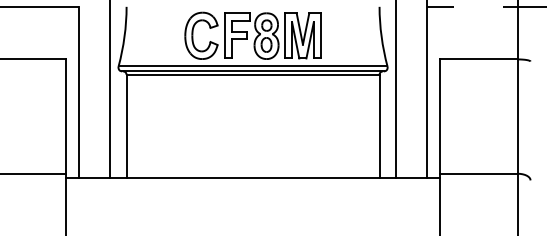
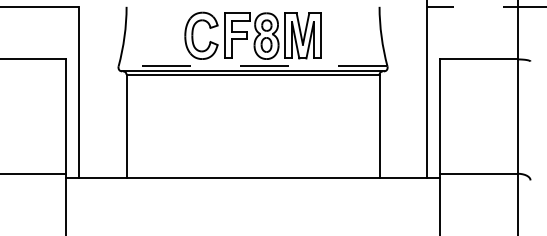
line: solid -> dashed (252, 66)
line: present -> none (110, 89)
line: present -> none (395, 89)
